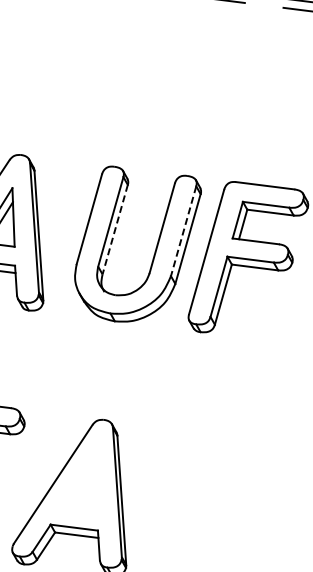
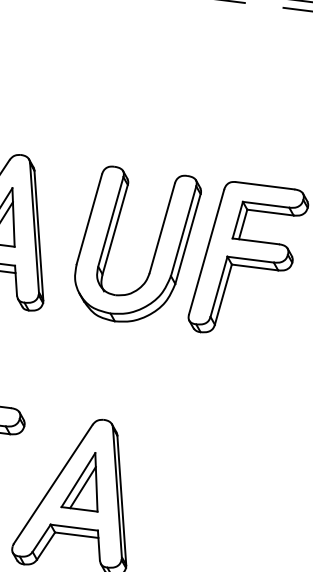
line: dashed -> solid (115, 229)
line: dashed -> solid (183, 231)
part: none -> present (79, 482)
